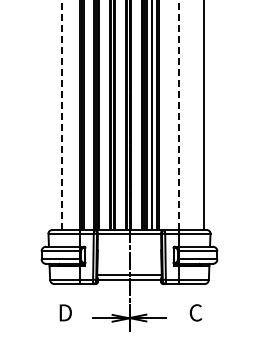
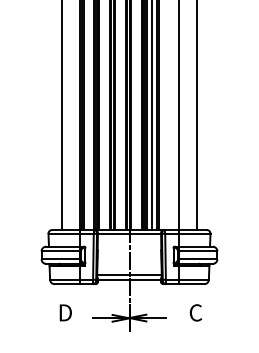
line: dashed -> solid (61, 115)
line: dashed -> solid (179, 115)
line position: (204, 116) -> (197, 116) (197, 116)
